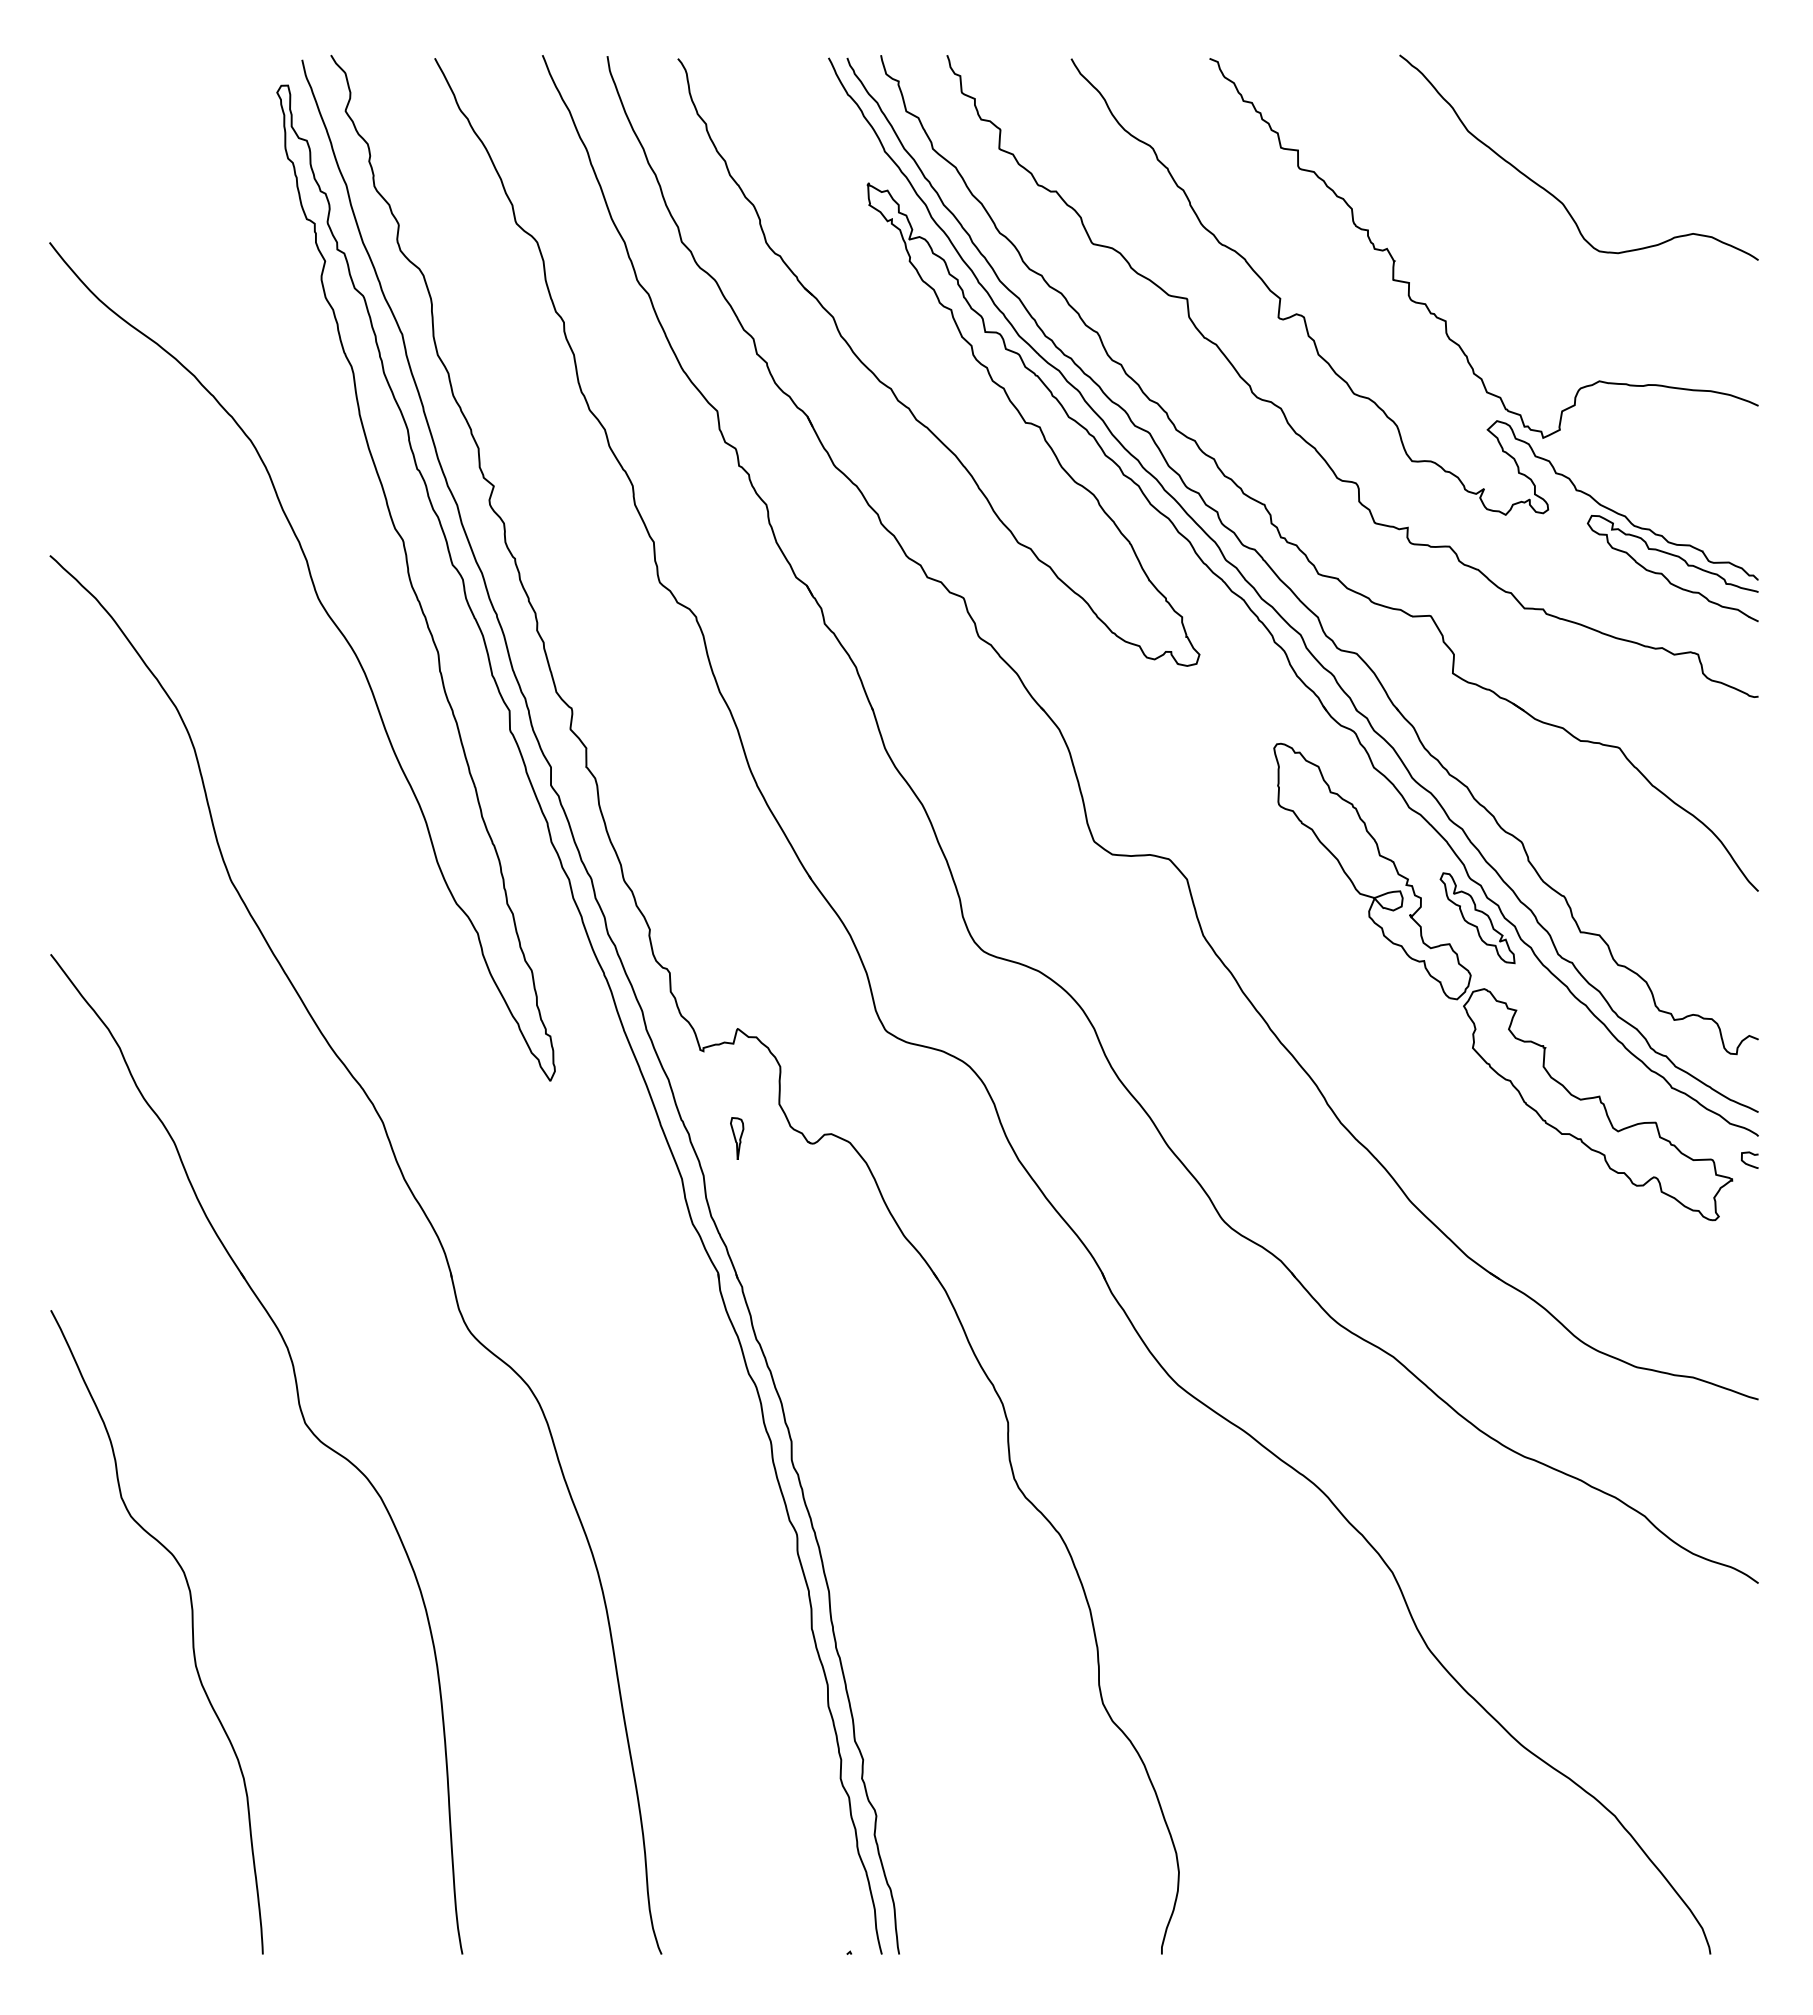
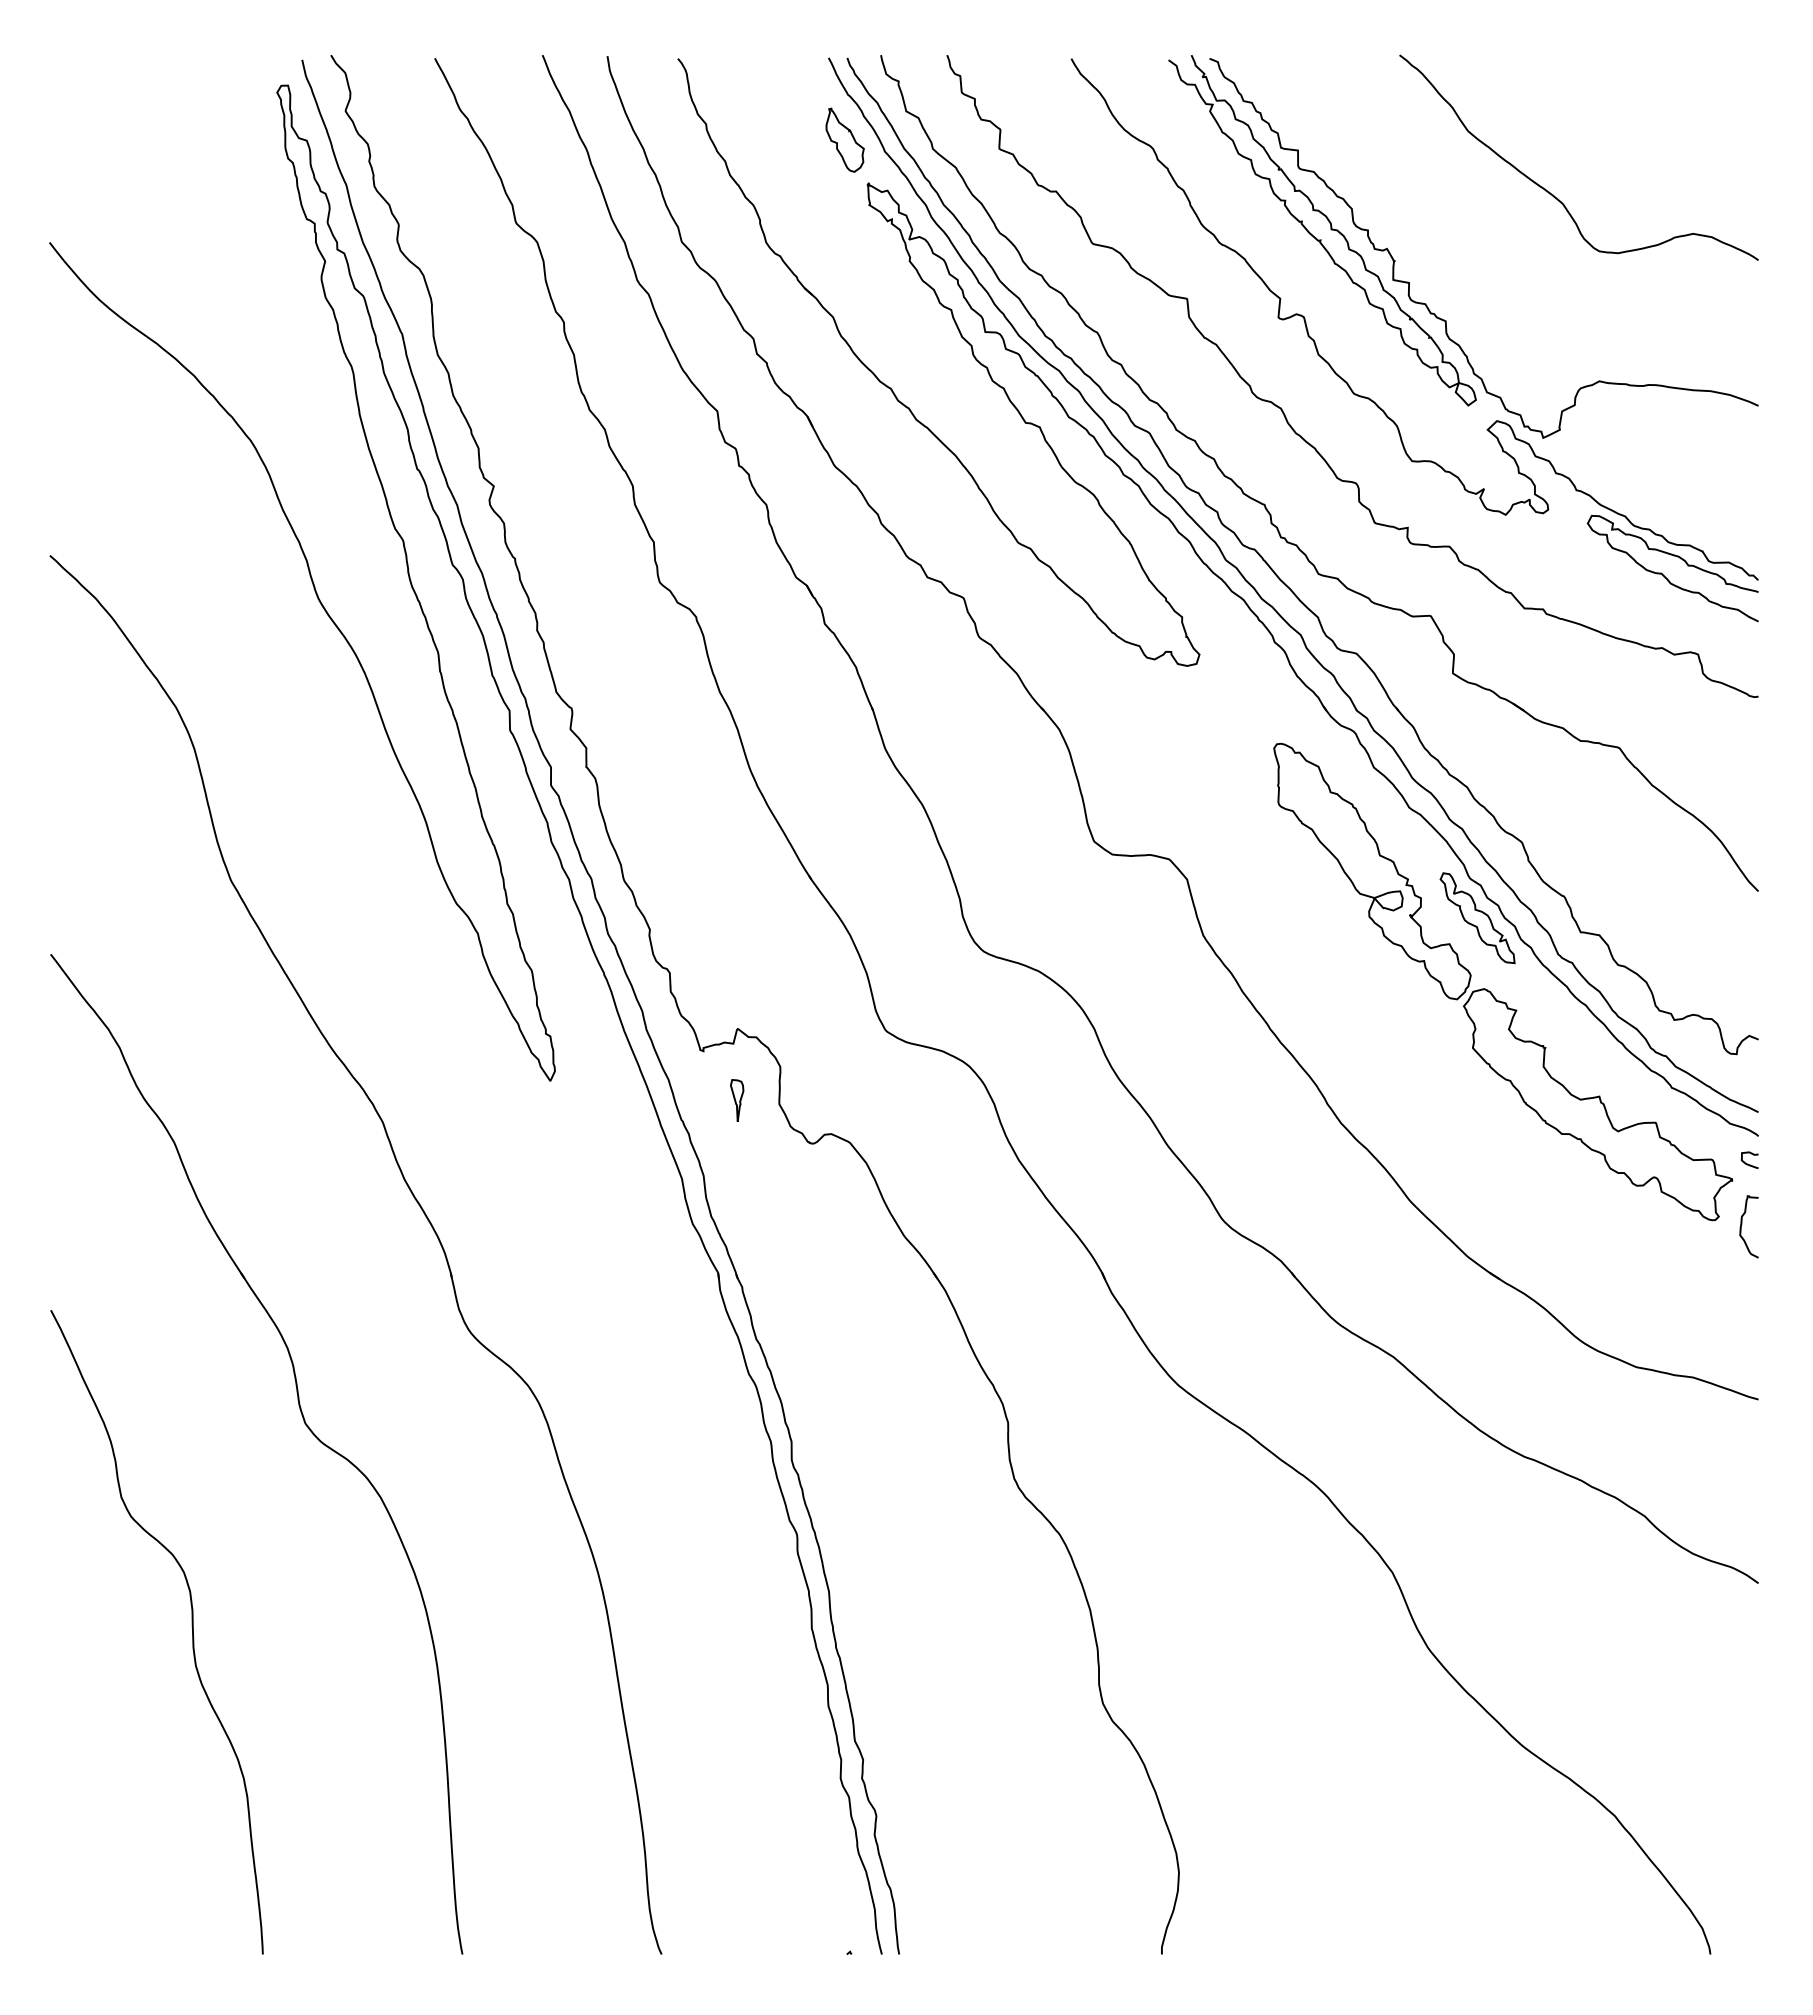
part: none -> present (844, 139)
curve: none -> present (1330, 229)
part position: (737, 1138) -> (737, 1100) (737, 1100)
curve: none -> present (1742, 1224)
